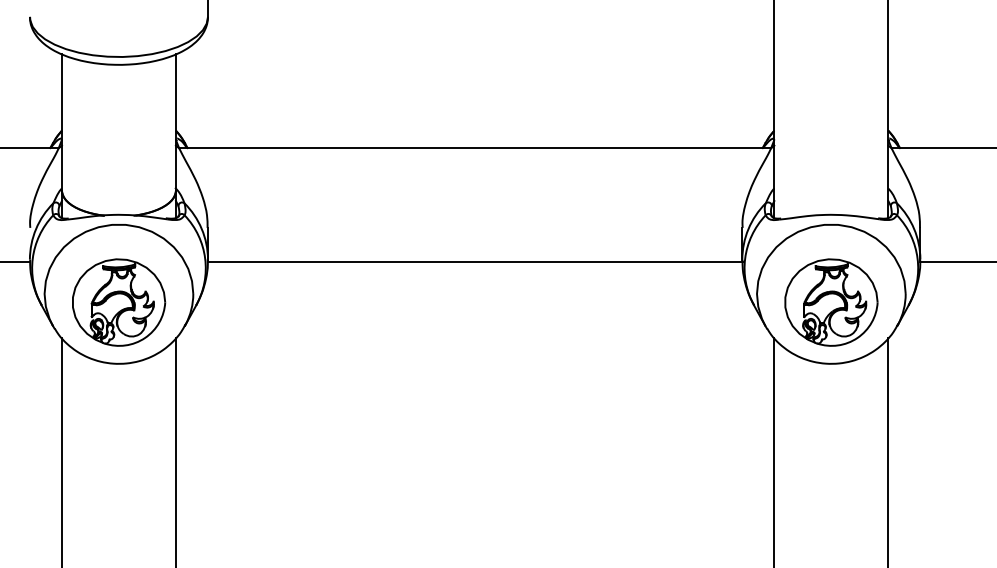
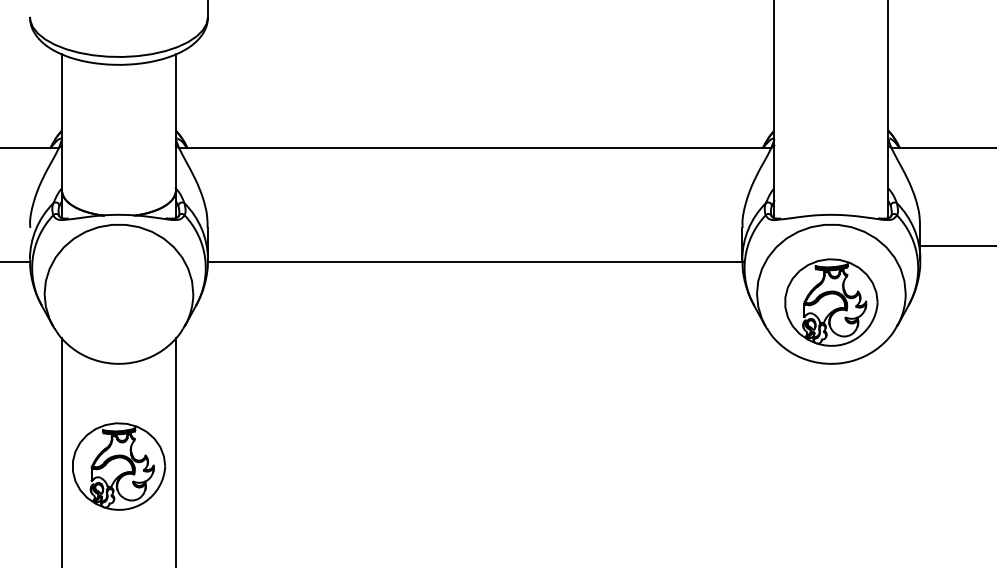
line position: (956, 262) -> (956, 246) (956, 246)
part position: (119, 302) -> (119, 466) (119, 466)
line: present -> none (774, 450)
line: present -> none (888, 450)
